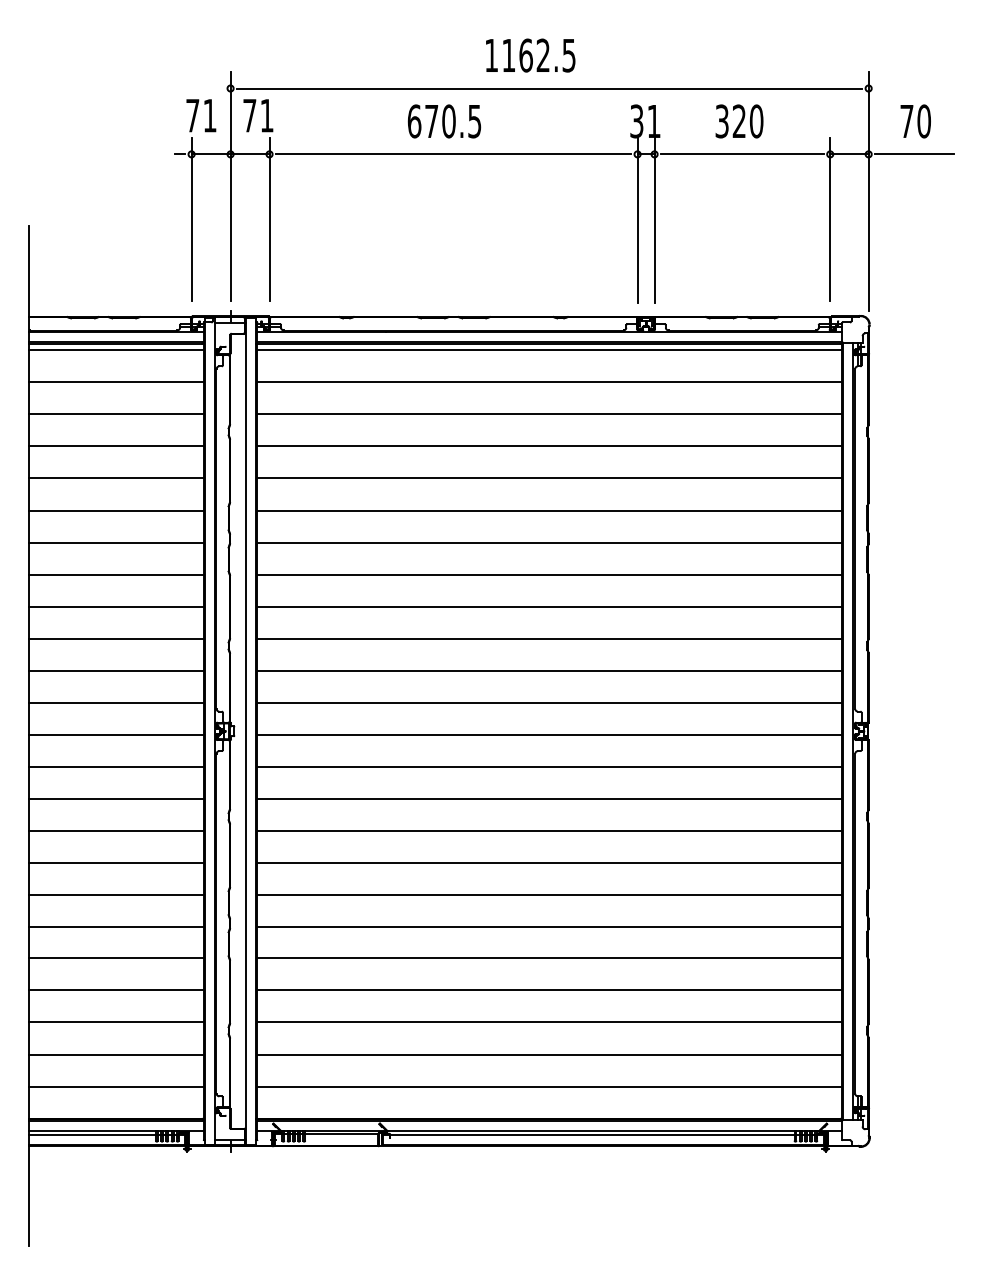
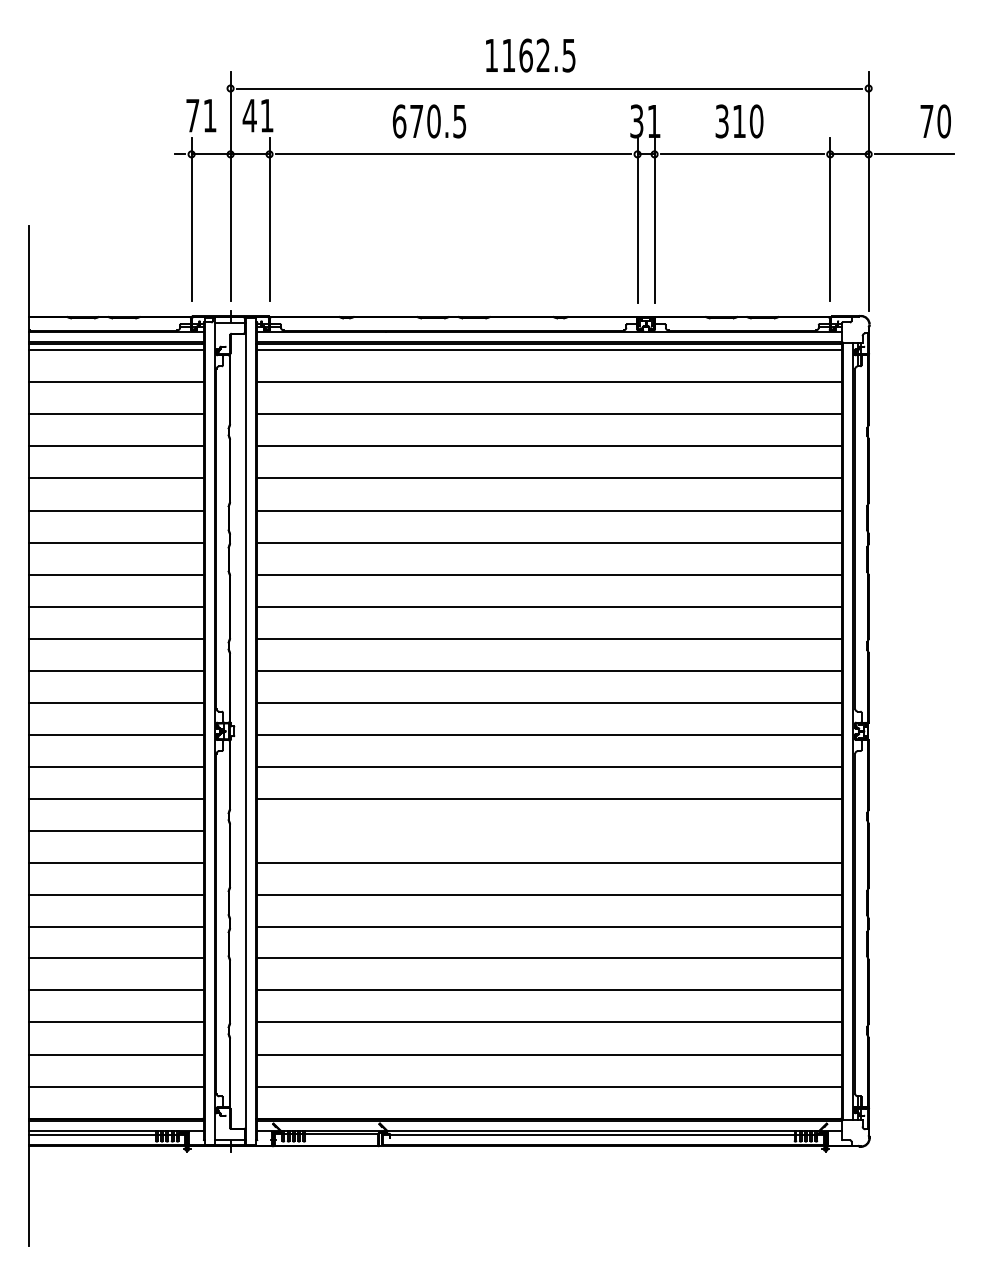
text: 71 -> 41 (249, 115)
text: 320 -> 310 (738, 120)
text position: (444, 121) -> (429, 121) (429, 121)
text position: (915, 121) -> (935, 121) (935, 121)
line: present -> none (549, 831)
